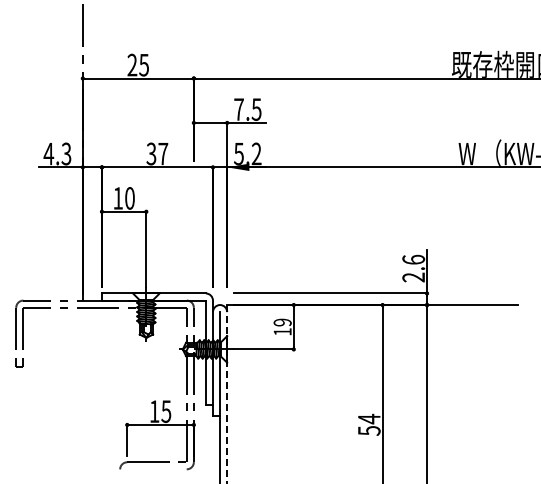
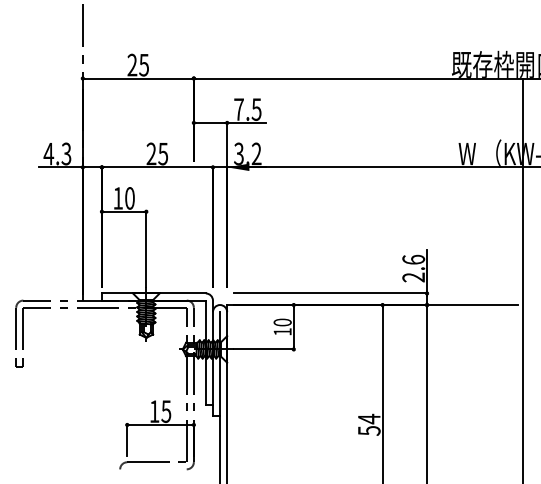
text: 5.2 -> 3.2 (238, 153)
text: 37 -> 25 (157, 154)
line: none -> present (522, 279)
text: 19 -> 10 (282, 322)
line: dashed -> solid (227, 394)
